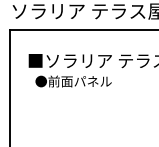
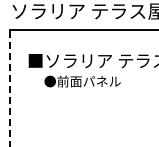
text position: (73, 81) -> (82, 81) (82, 81)
line: solid -> dashed (10, 87)
